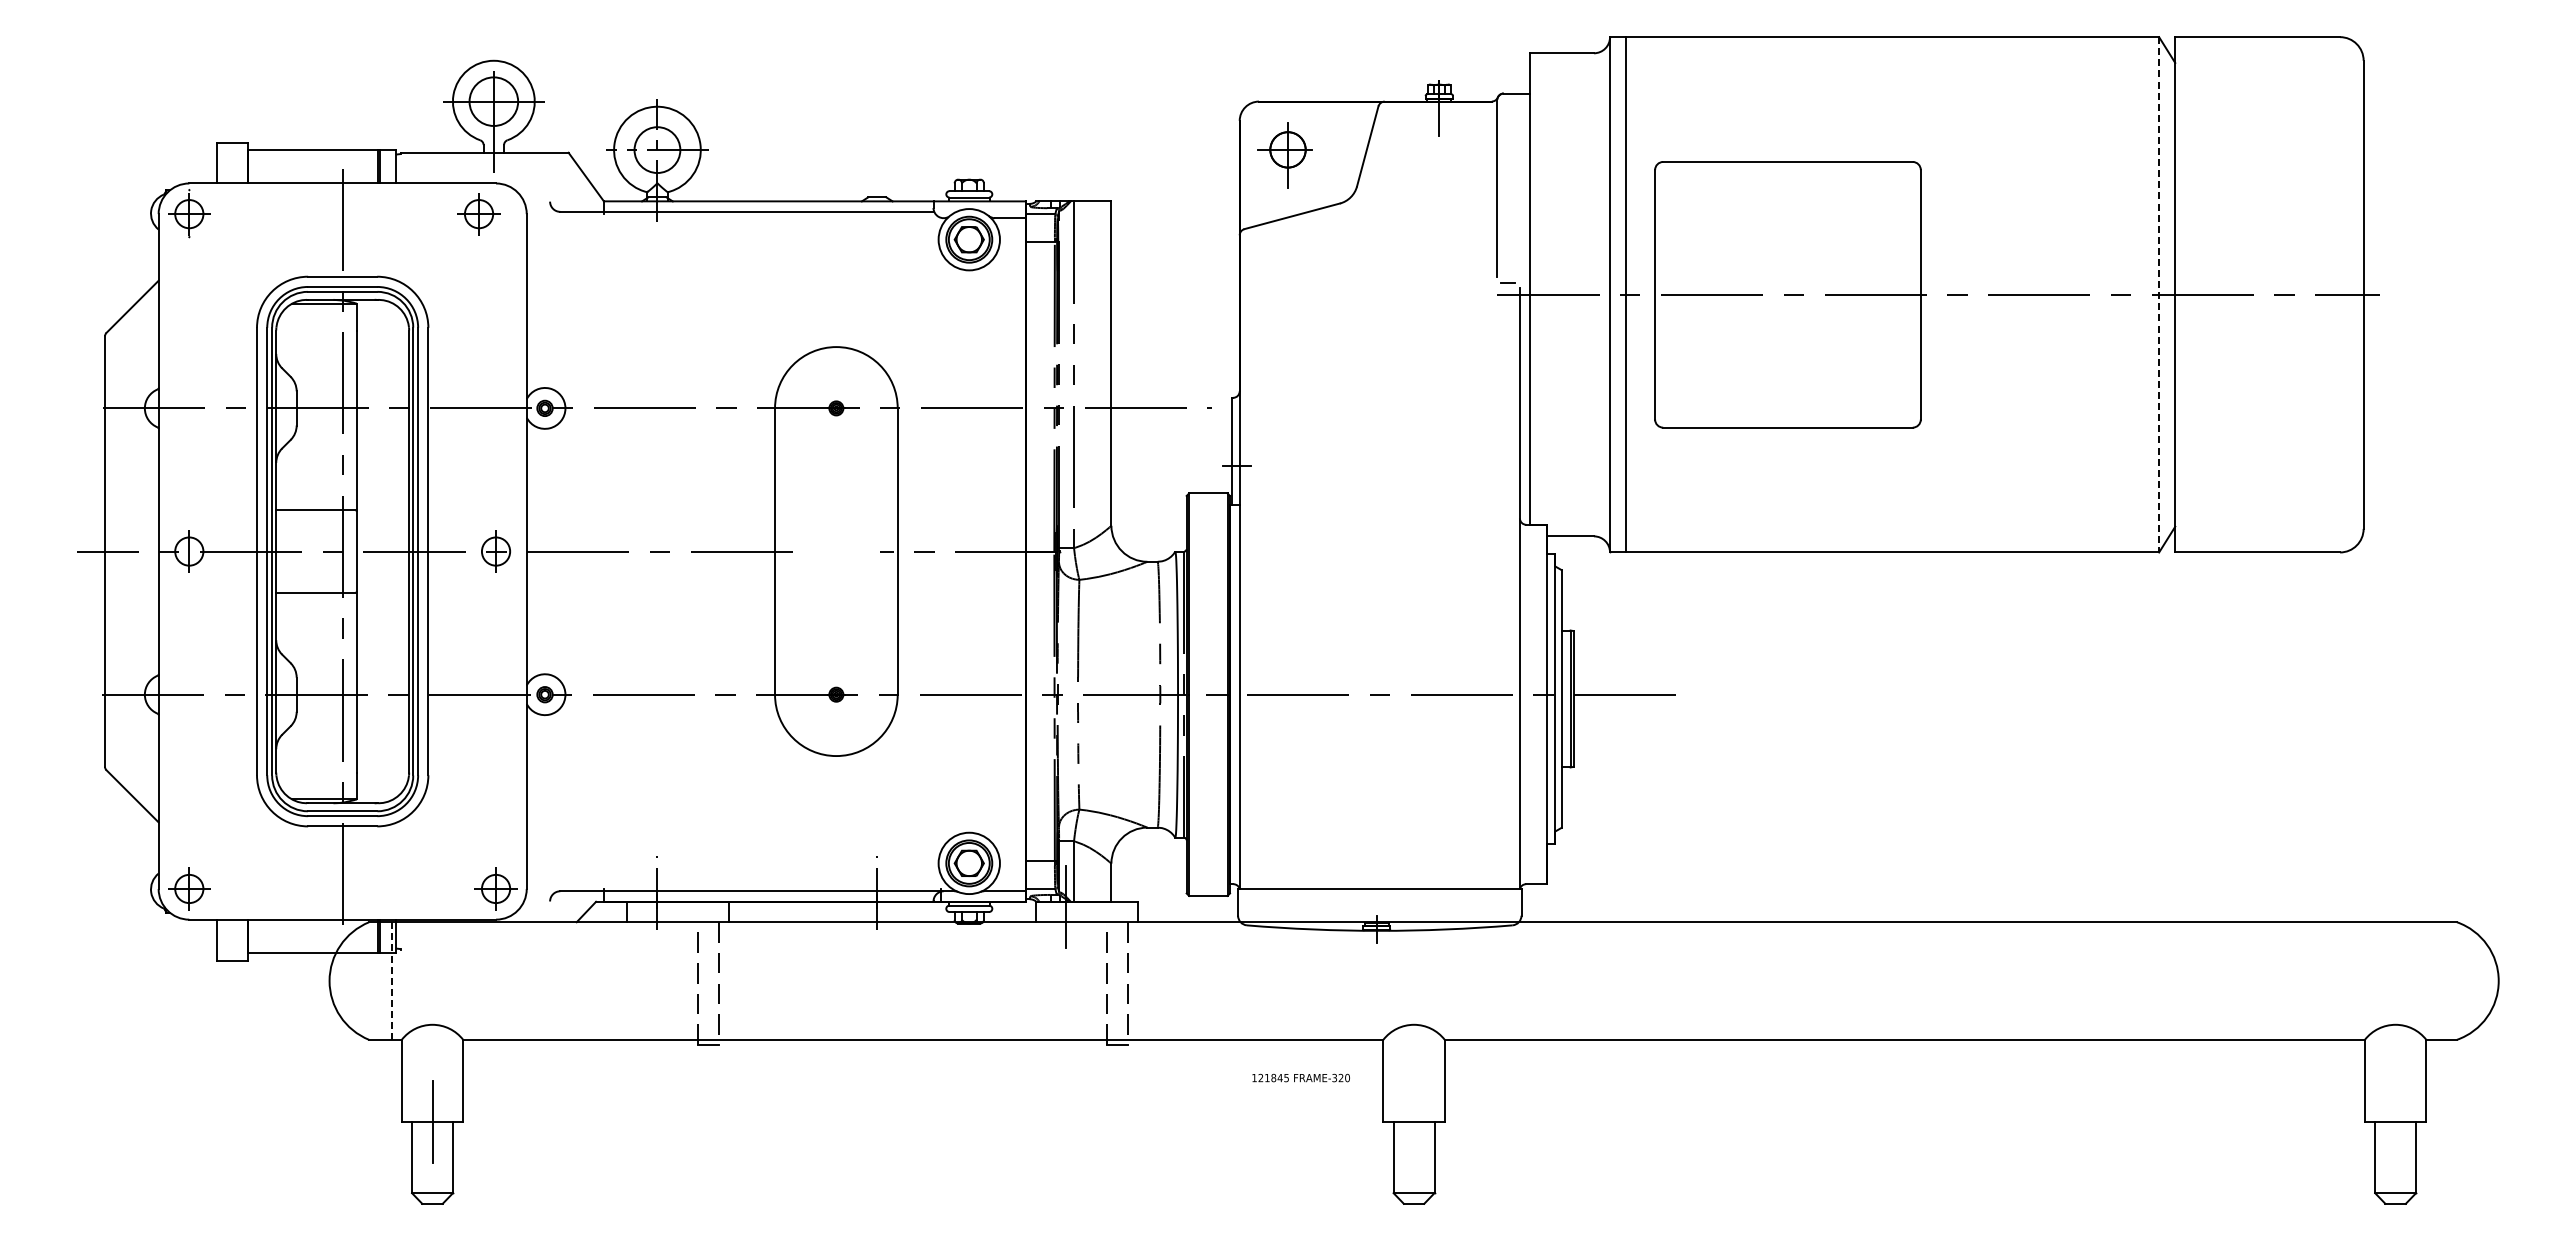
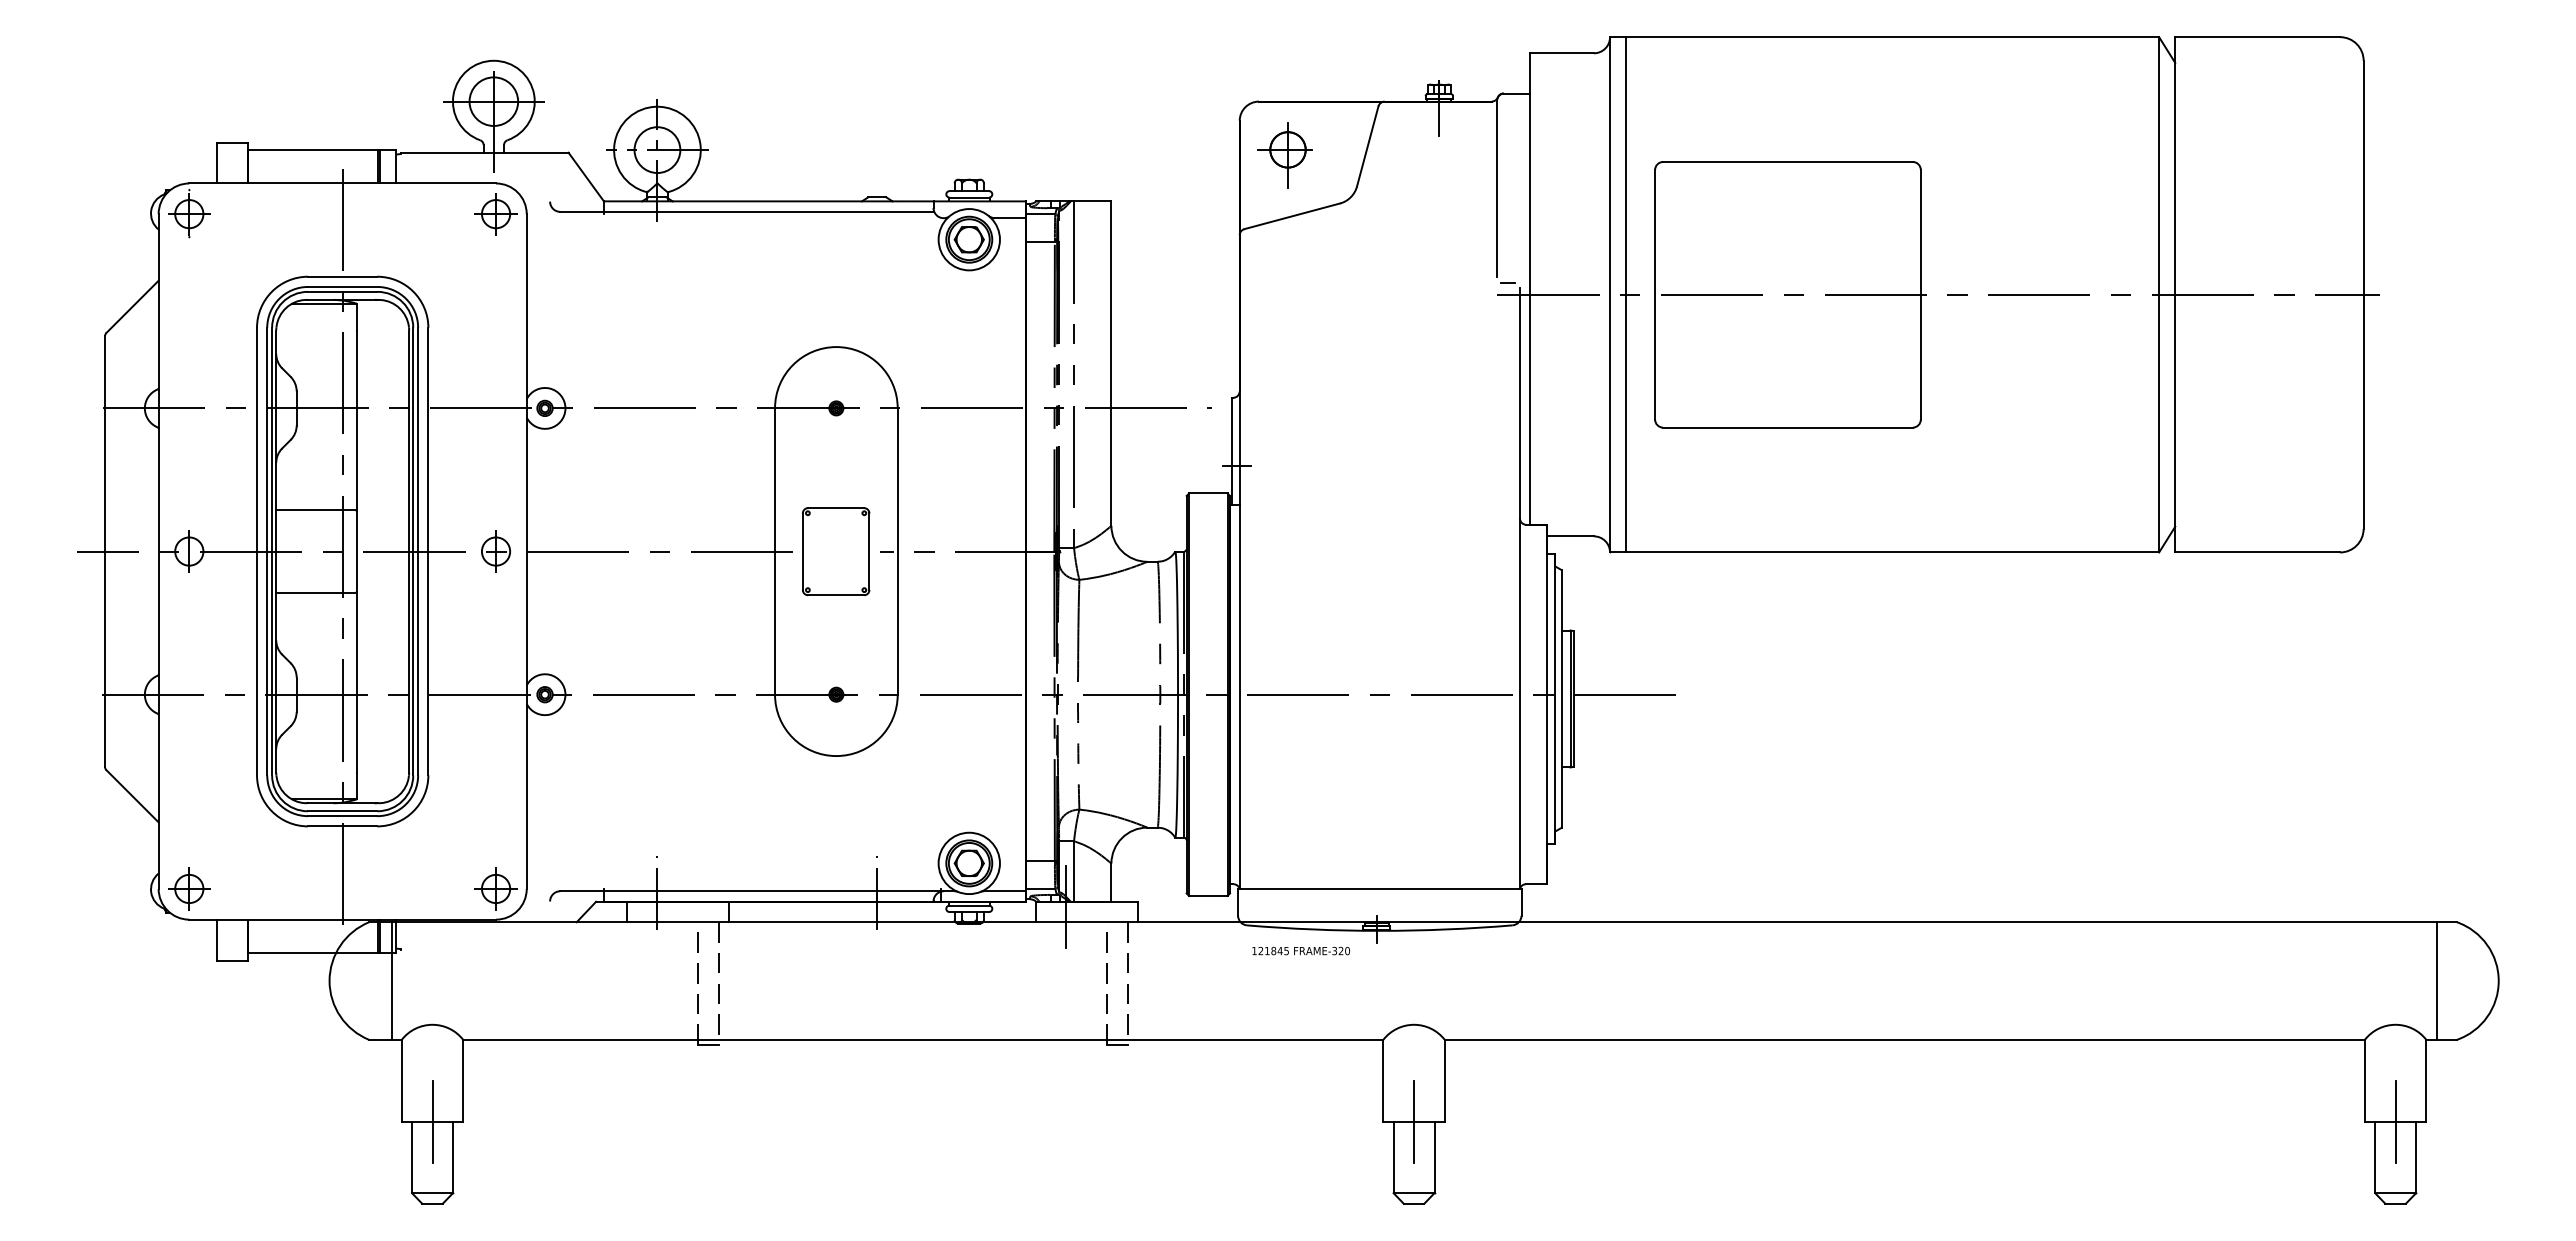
part position: (478, 214) -> (495, 214) (495, 214)
line: dashed -> solid (2159, 294)
part: none -> present (836, 551)
line: none -> present (2436, 980)
line: dashed -> solid (391, 981)
text position: (1300, 1077) -> (1300, 950) (1300, 950)
line: none -> present (1414, 1121)
line: none -> present (2395, 1121)
